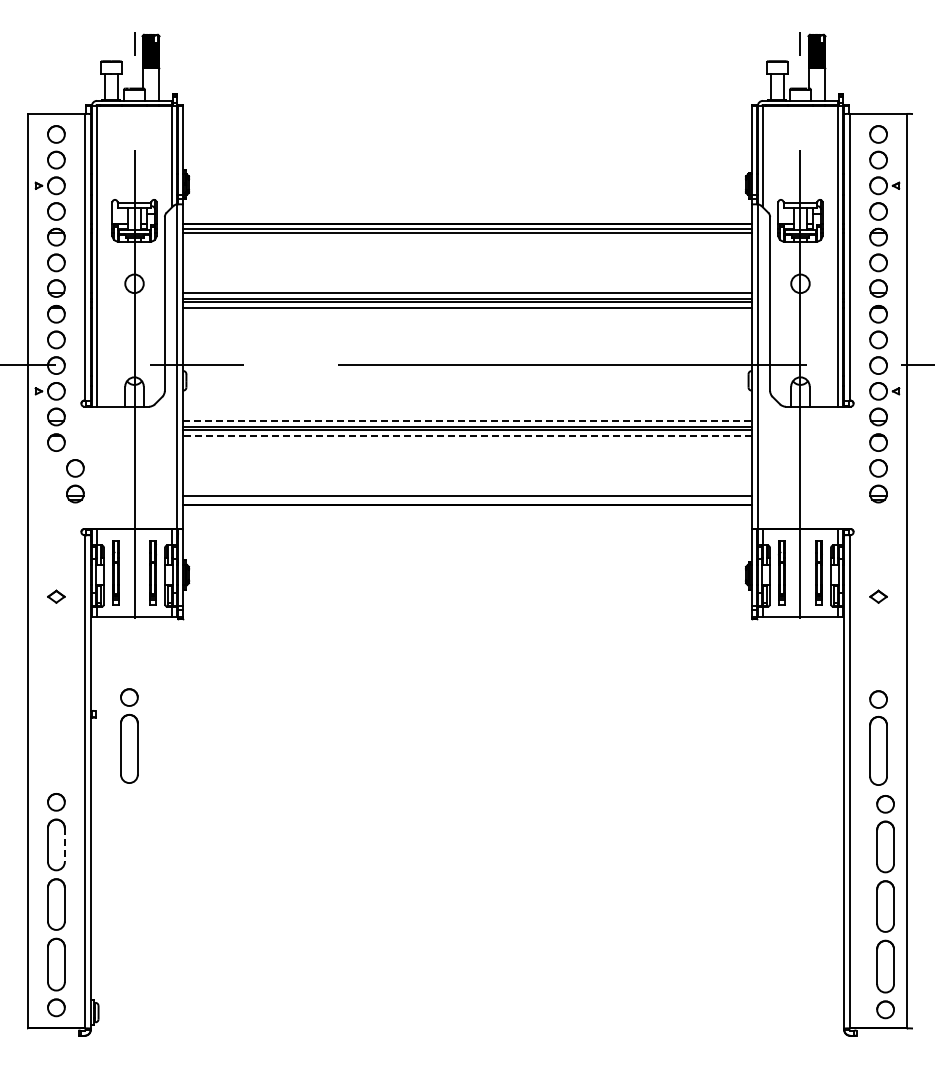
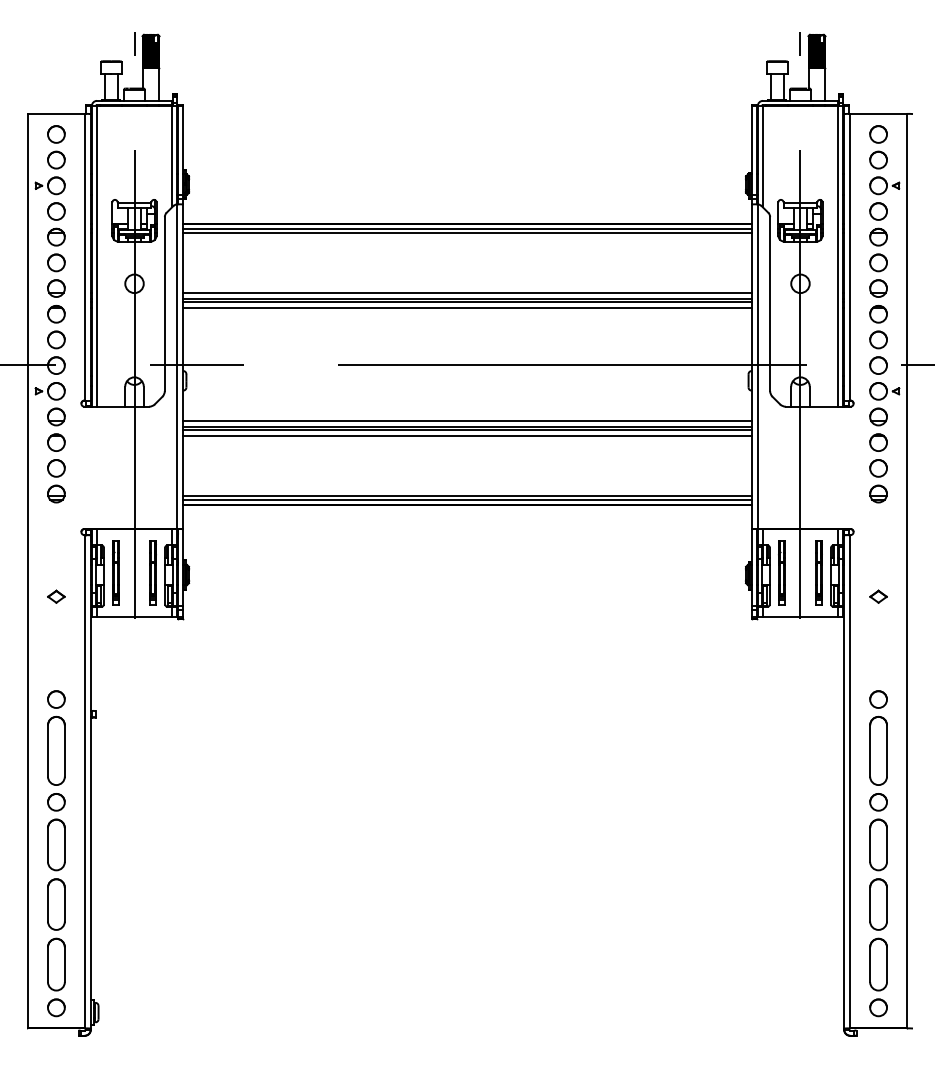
line: dashed -> solid (467, 421)
line: dashed -> solid (466, 436)
part position: (75, 481) -> (56, 481) (56, 481)
line: none -> present (467, 499)
part position: (129, 735) -> (56, 737) (56, 737)
line: dashed -> solid (64, 844)
part position: (885, 907) -> (878, 905) (878, 905)
